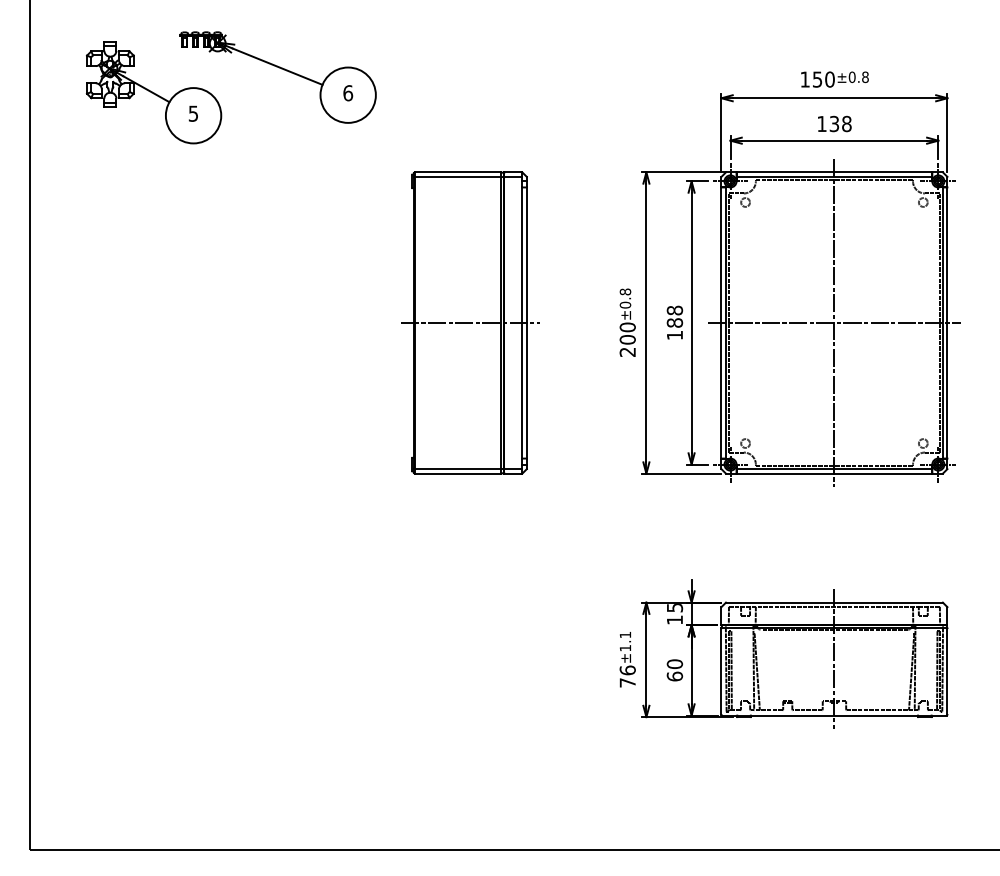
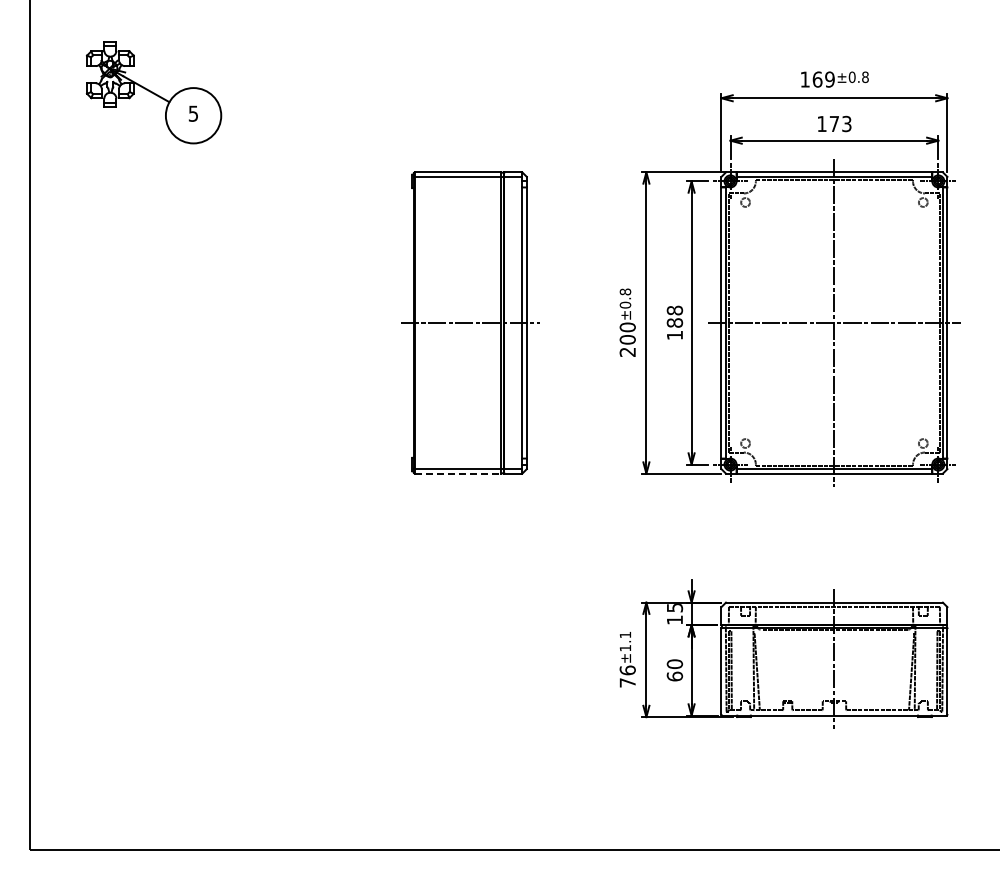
part: present -> none (281, 69)
text: 150 -> 169 (823, 79)
text: 138 -> 173 (840, 123)
line: solid -> dashed (458, 473)
